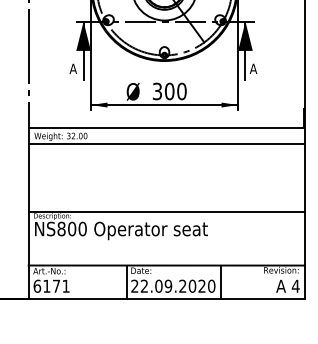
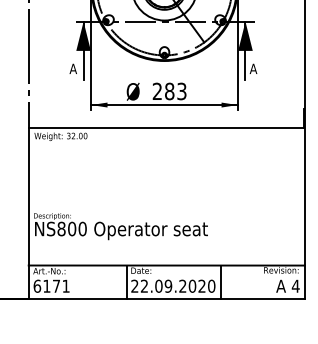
text: 300 -> 283 (169, 91)
line: present -> none (166, 144)
line: present -> none (166, 212)
